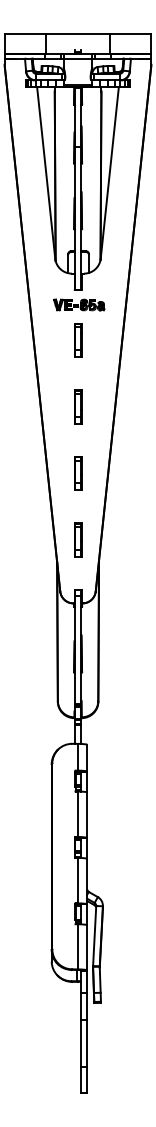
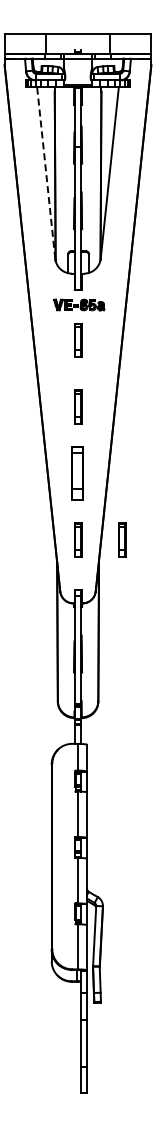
line: solid -> dashed (46, 172)
part size: 9x35 px -> 13x55 px (77, 473)
part: none -> present (122, 539)
